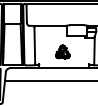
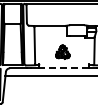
line: solid -> dashed (64, 68)
line position: (49, 81) -> (49, 76) (49, 76)
